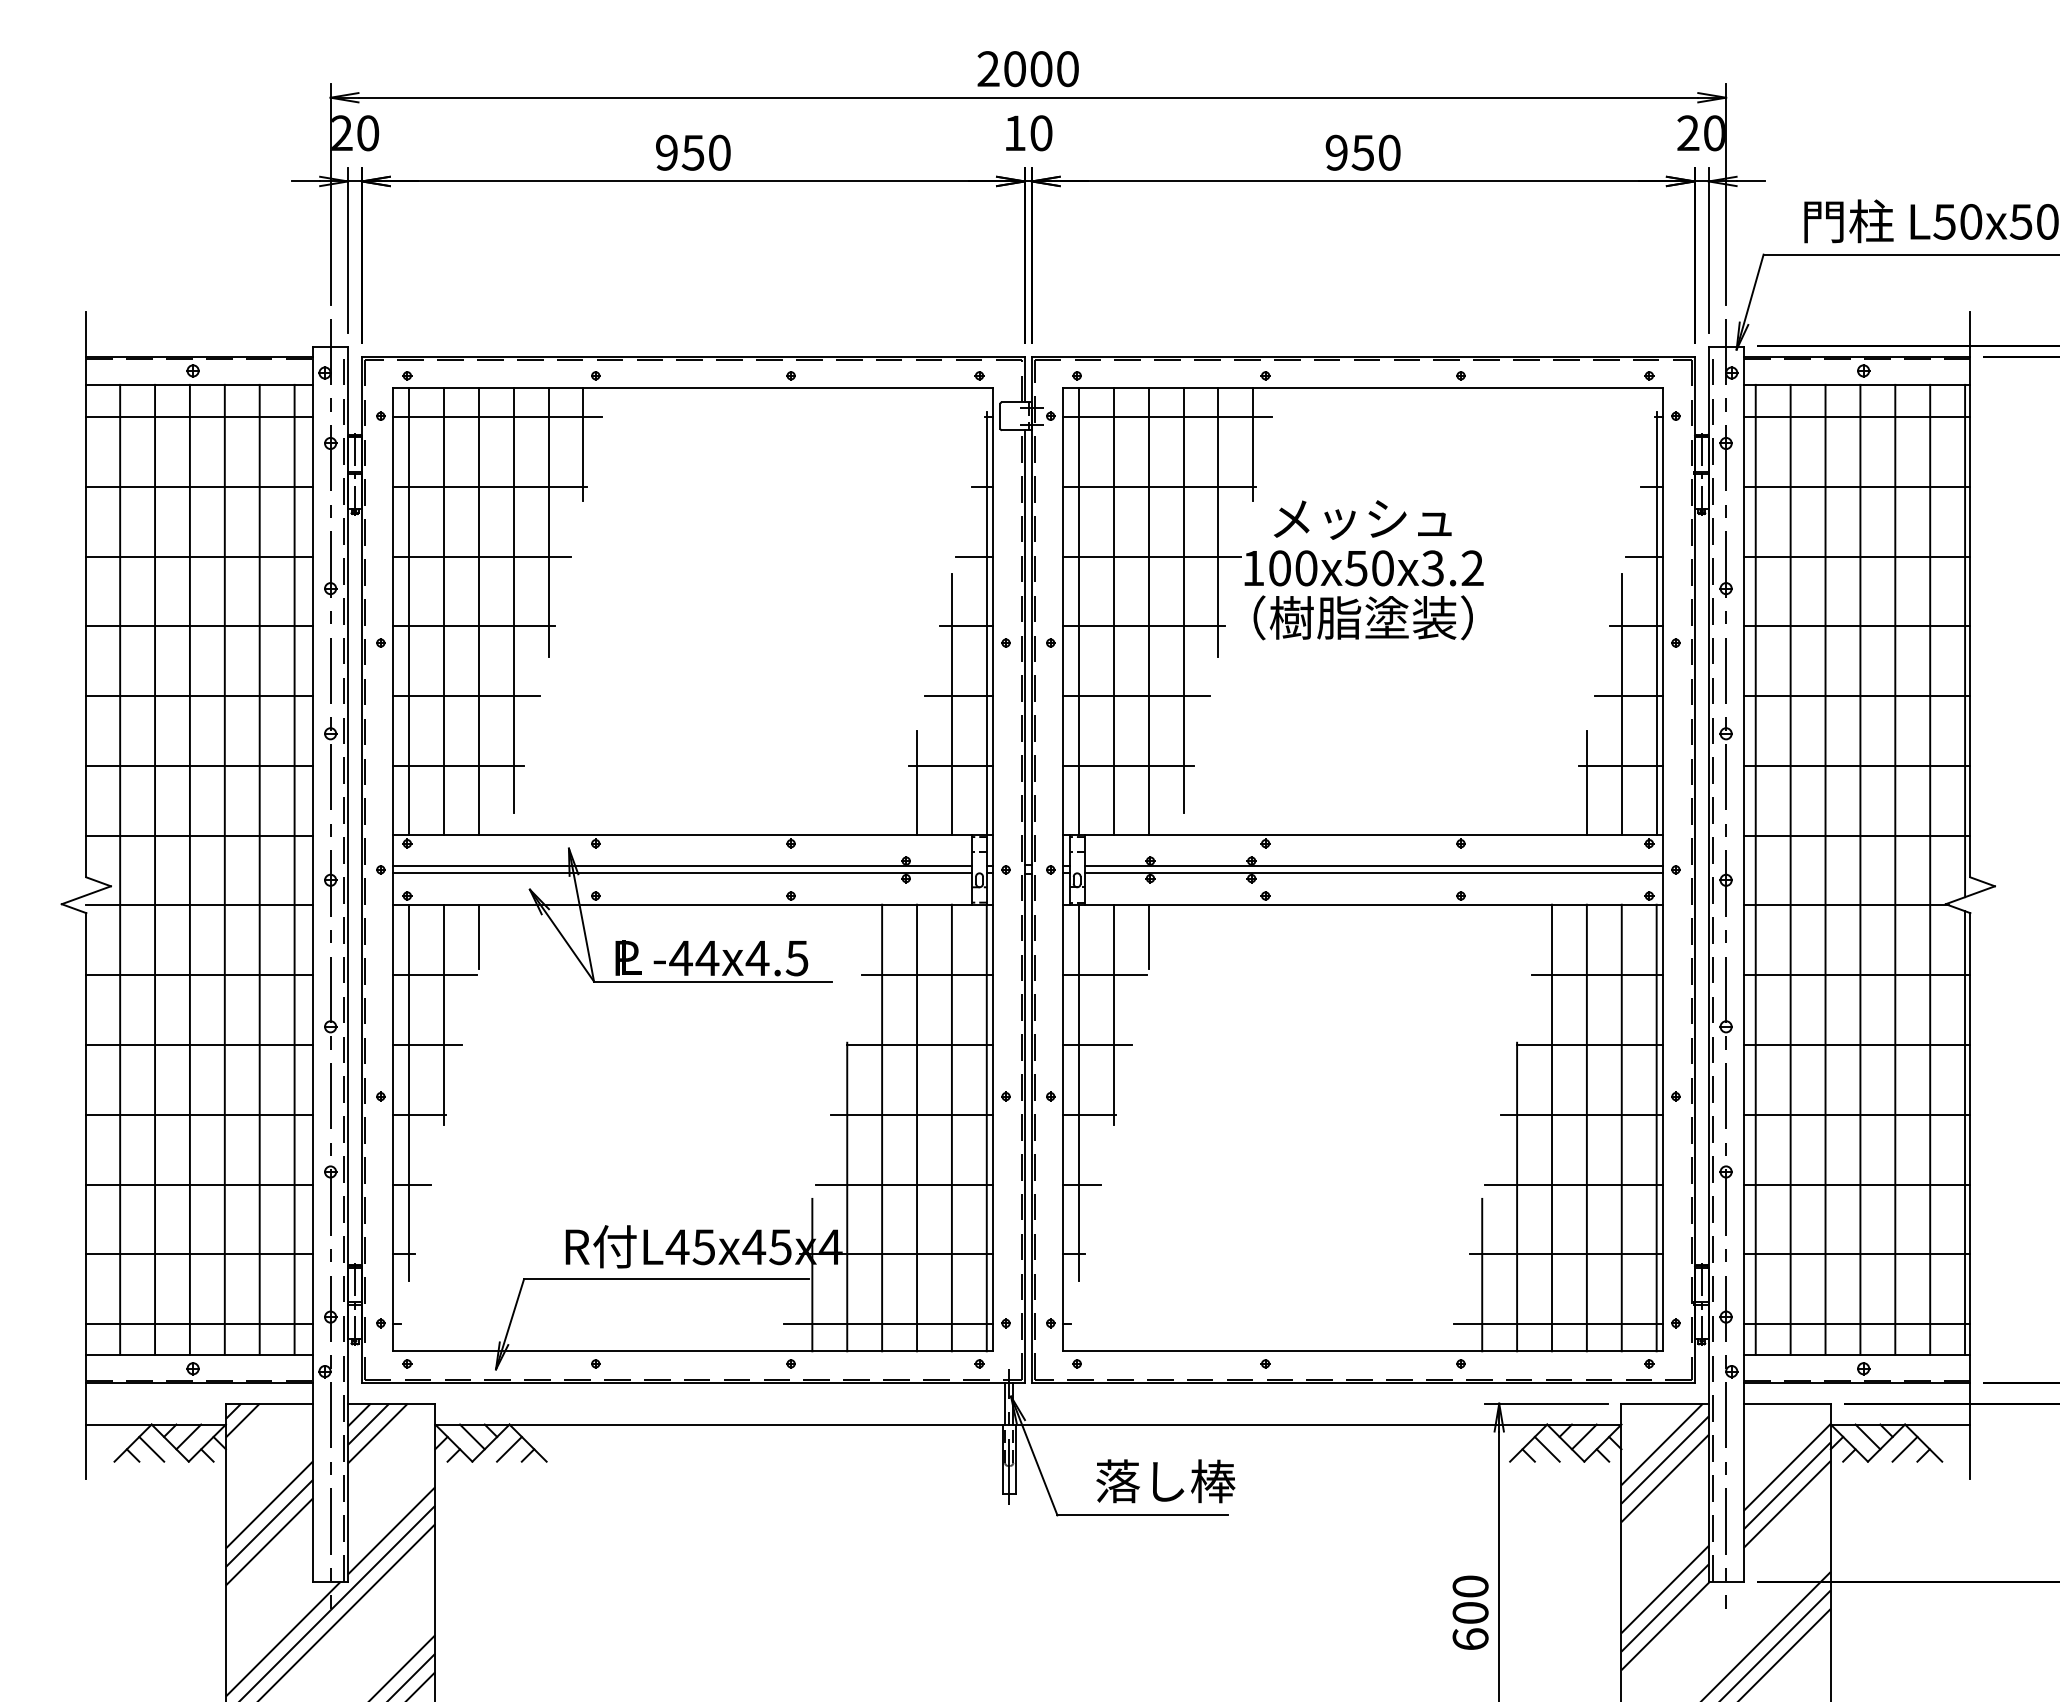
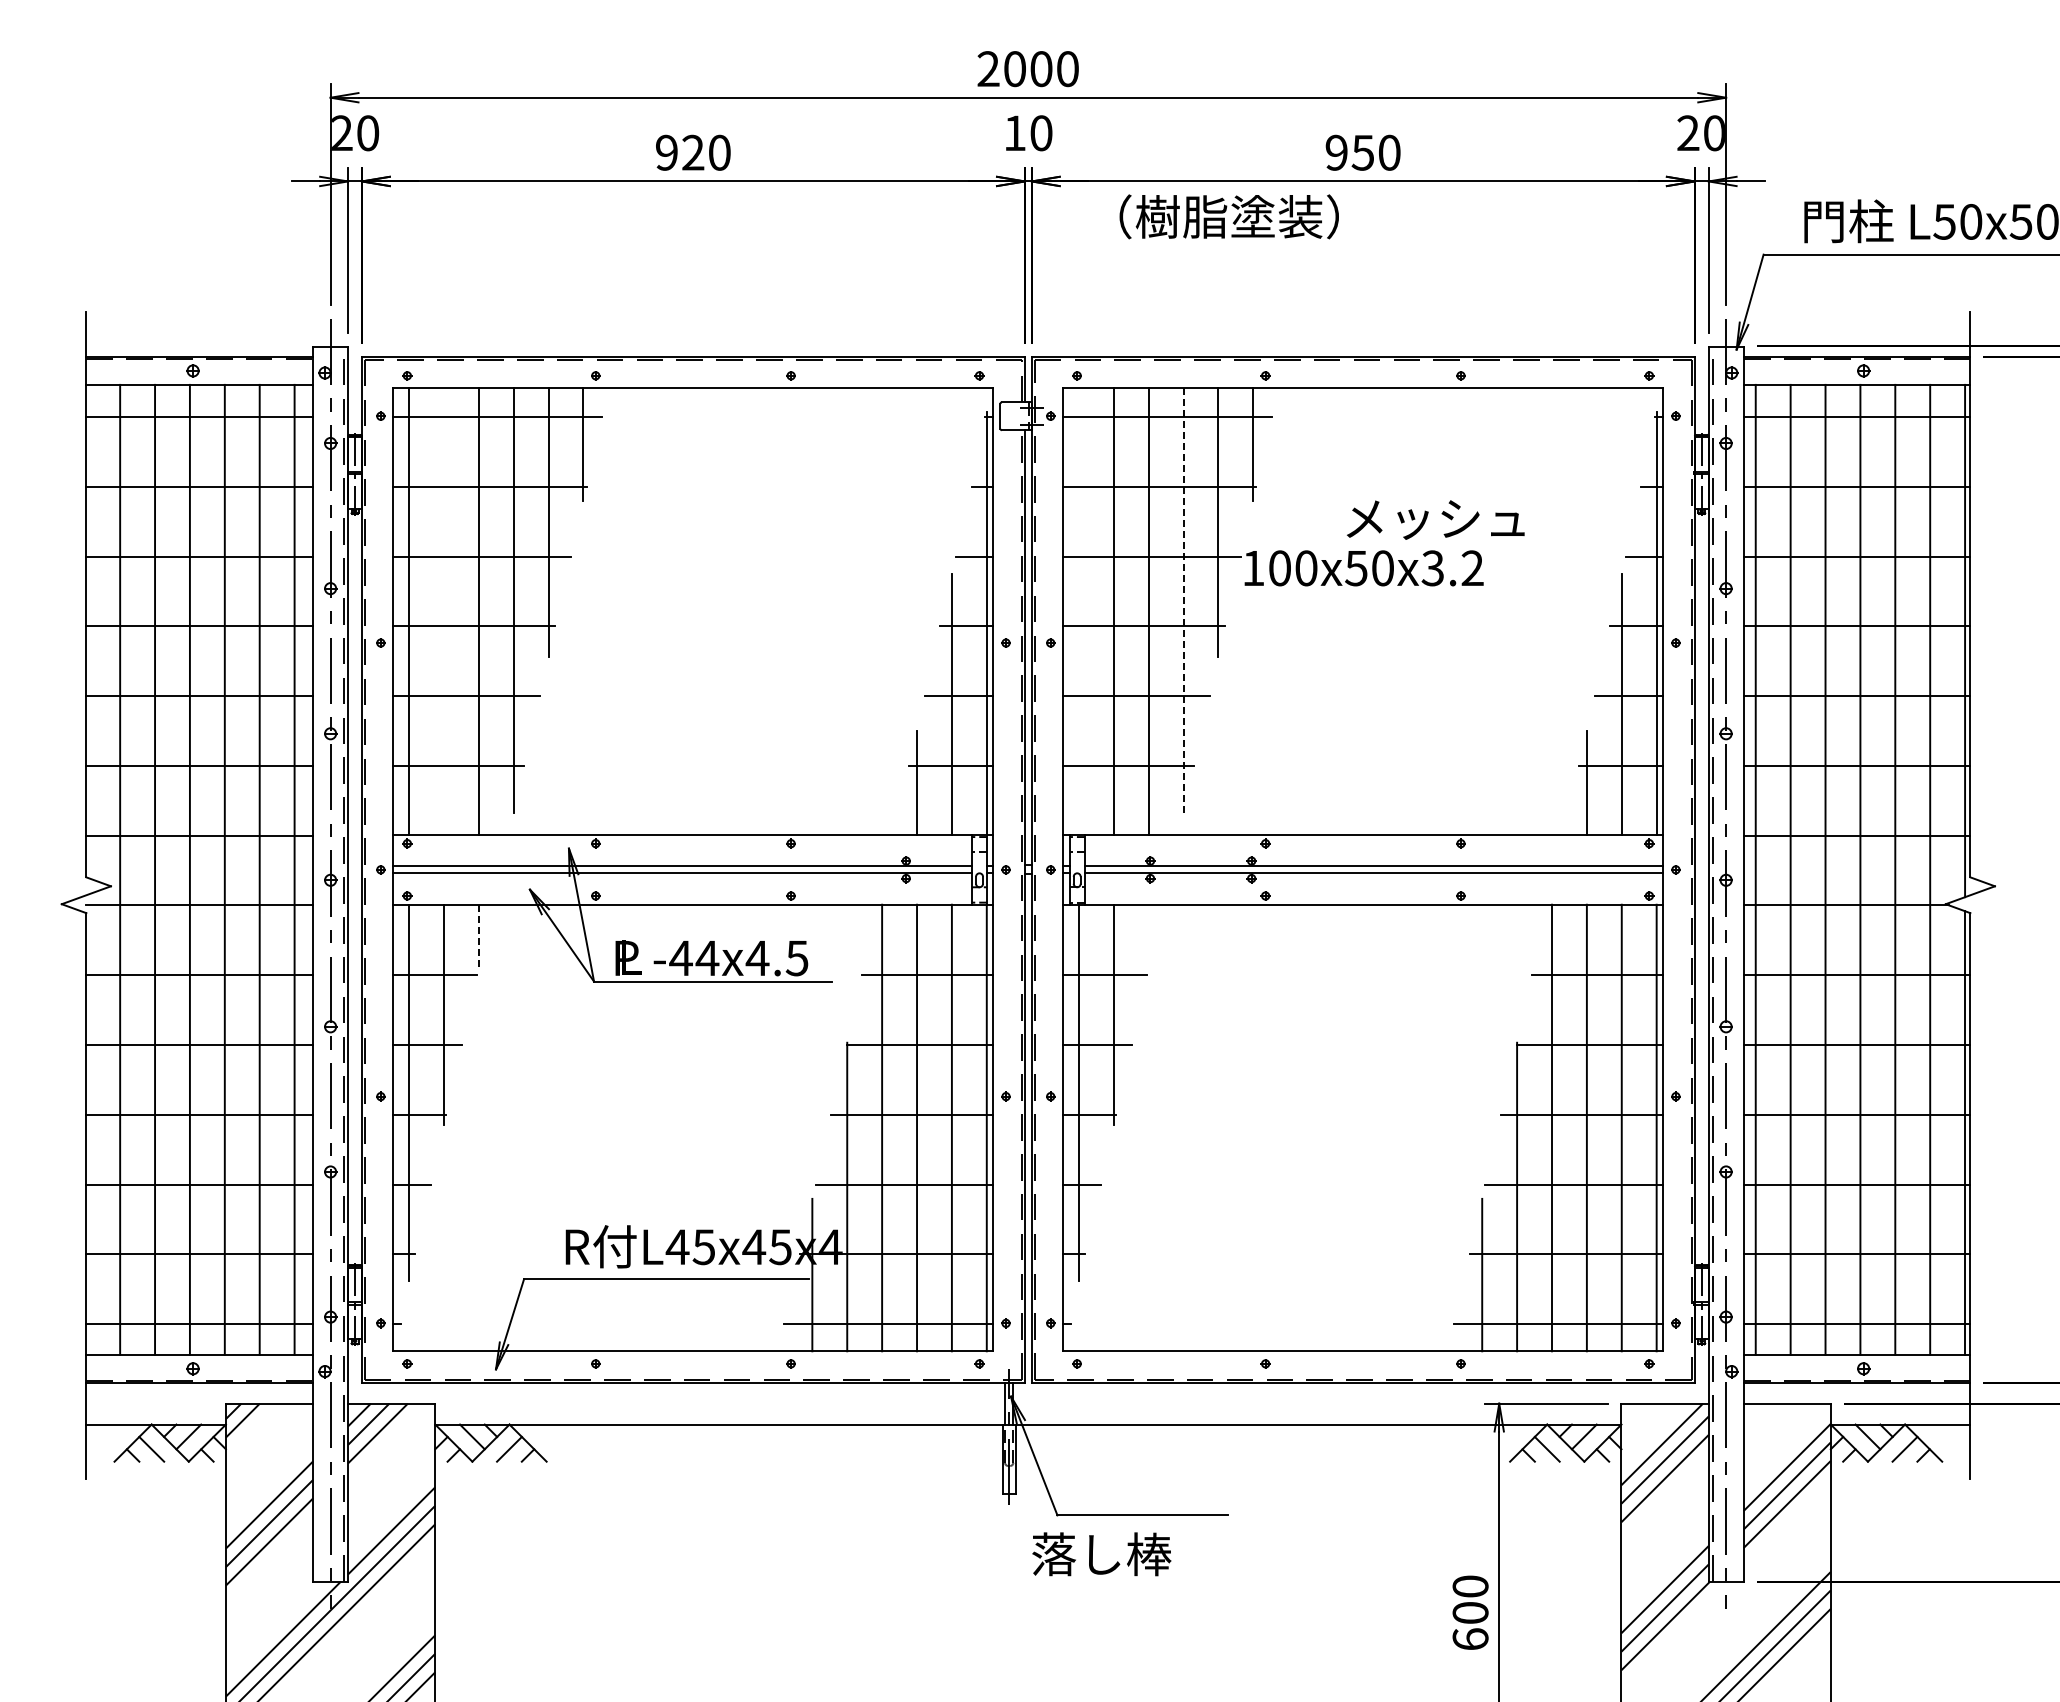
text: 950 -> 920 (692, 152)
text position: (1362, 519) -> (1435, 519) (1435, 519)
line: solid -> dashed (1183, 601)
line: present -> none (443, 611)
line: present -> none (1078, 611)
text position: (1362, 617) -> (1228, 216) (1228, 216)
line: present -> none (1148, 936)
line: solid -> dashed (478, 937)
text position: (1165, 1481) -> (1101, 1554) (1101, 1554)
